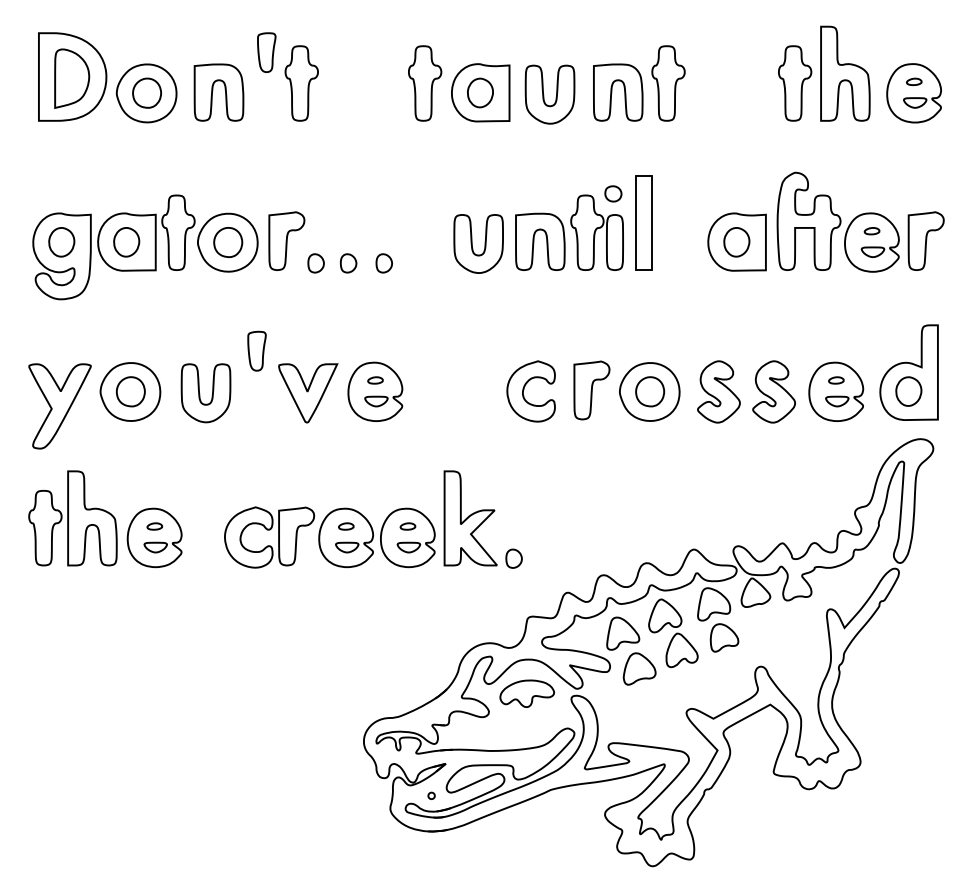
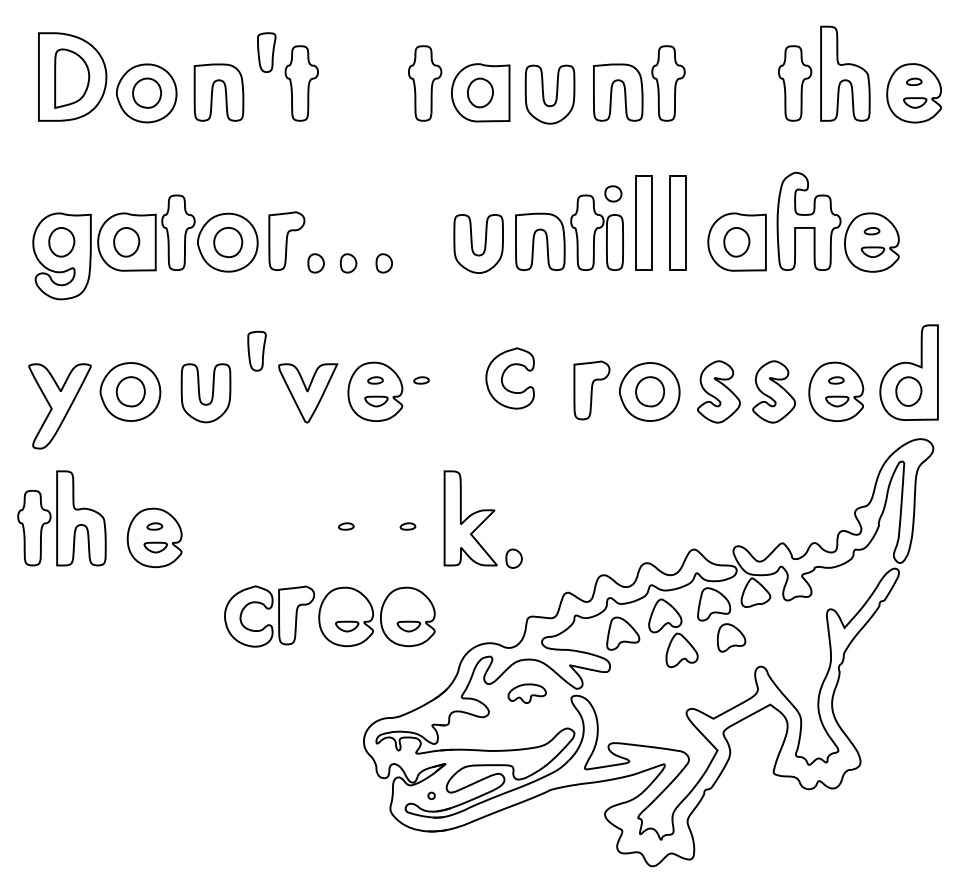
part: none -> present (677, 222)
part: present -> none (925, 240)
part: none -> present (421, 380)
part position: (524, 390) -> (503, 377) (503, 377)
part position: (72, 518) -> (61, 518) (61, 518)
part position: (329, 537) -> (329, 616) (329, 616)
part position: (724, 637) -> (731, 637) (731, 637)
part: present -> none (639, 668)
part size: 57x29 px -> 40x21 px (526, 693)
